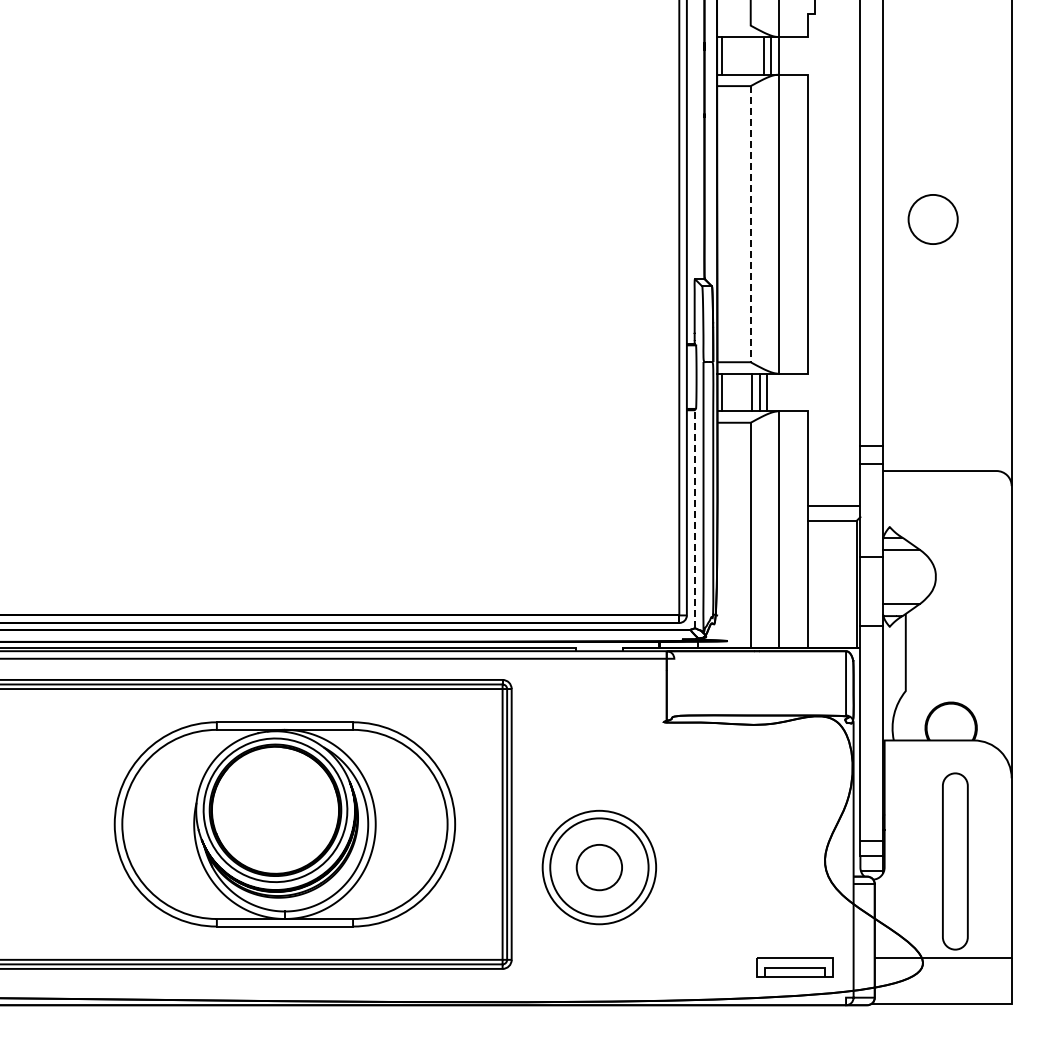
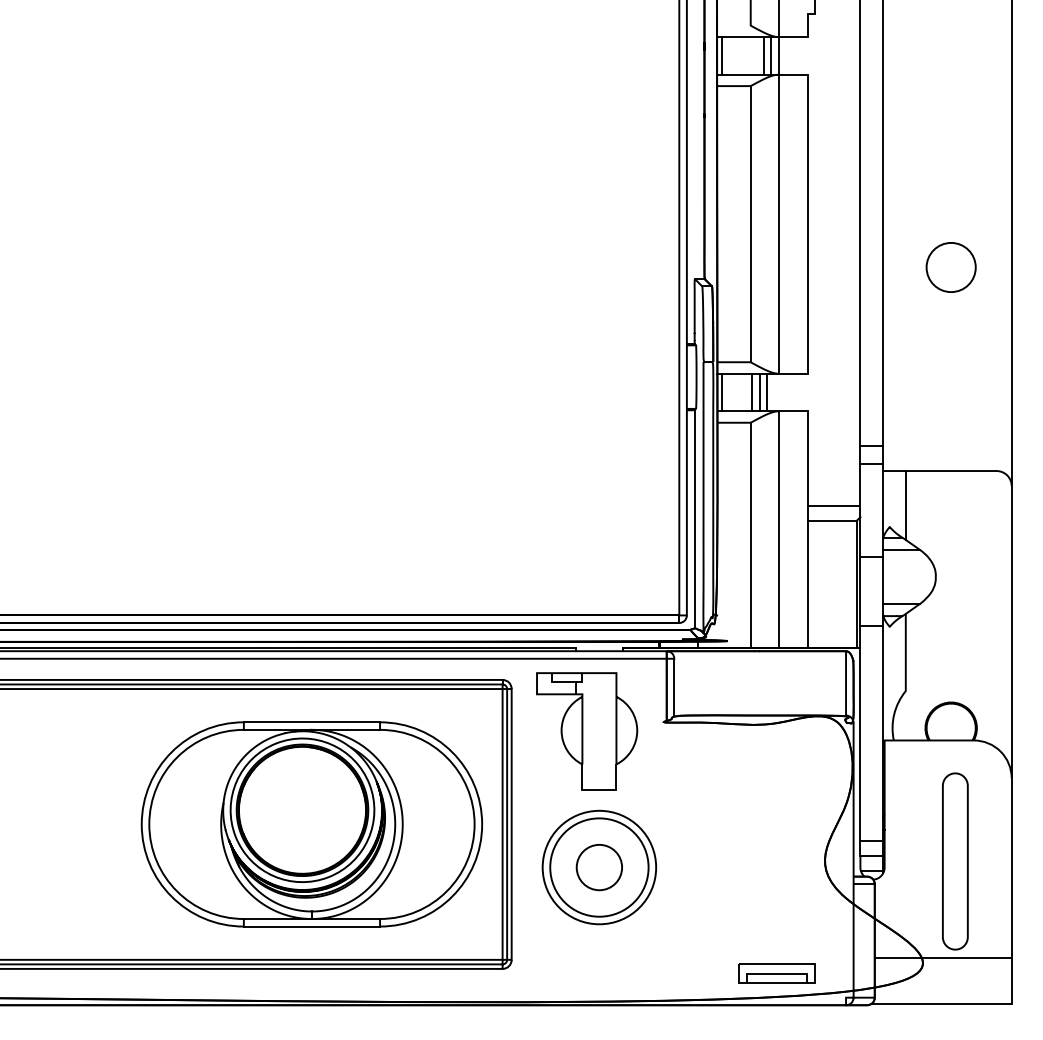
circle position: (932, 219) -> (950, 267) (950, 267)
line: dashed -> solid (750, 224)
line: none -> present (905, 505)
line: dashed -> solid (694, 519)
line: none -> present (674, 686)
part: none -> present (587, 731)
part position: (284, 824) -> (311, 824) (311, 824)
part position: (794, 967) -> (776, 973) (776, 973)
